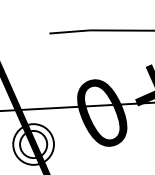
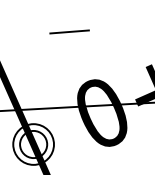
line: present -> none (120, 30)
